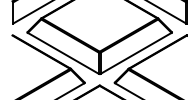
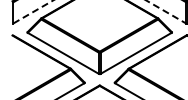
line: solid -> dashed (33, 11)
line: solid -> dashed (166, 12)
